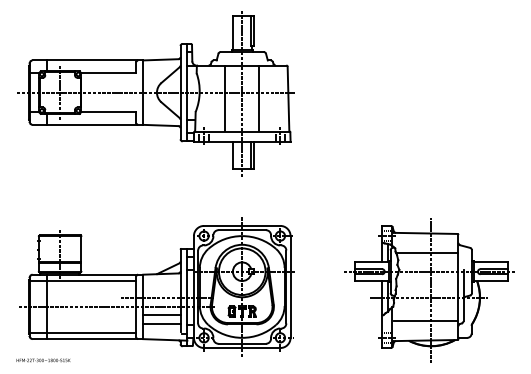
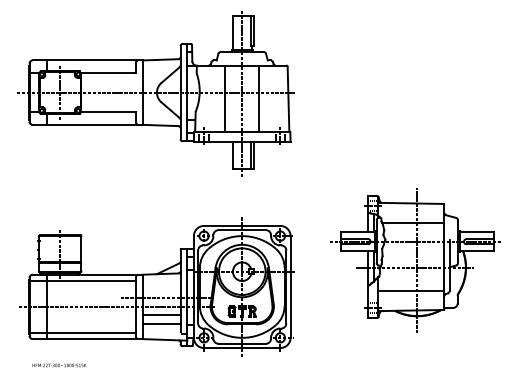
part position: (429, 290) -> (415, 260) (415, 260)
text position: (43, 360) -> (59, 365) (59, 365)
